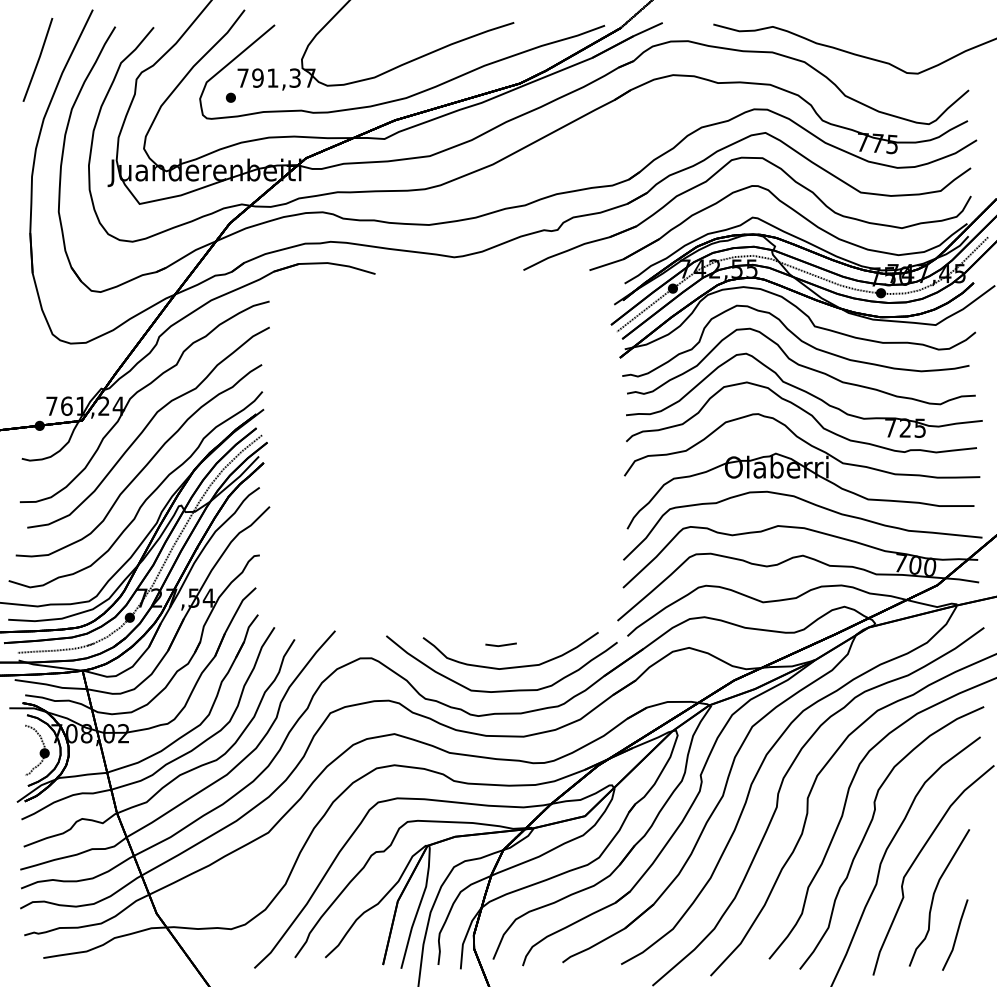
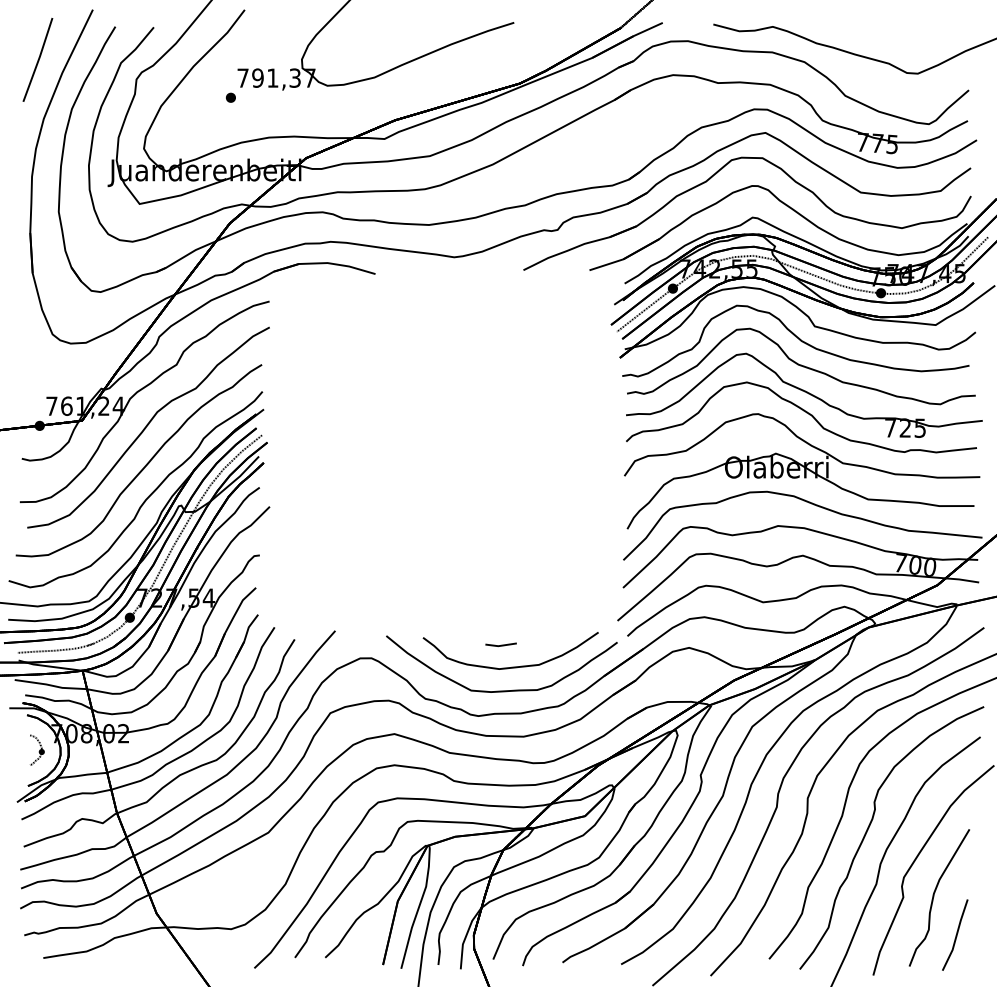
curve: present -> none (409, 95)
part size: 25x52 px -> 16x32 px (36, 749)
